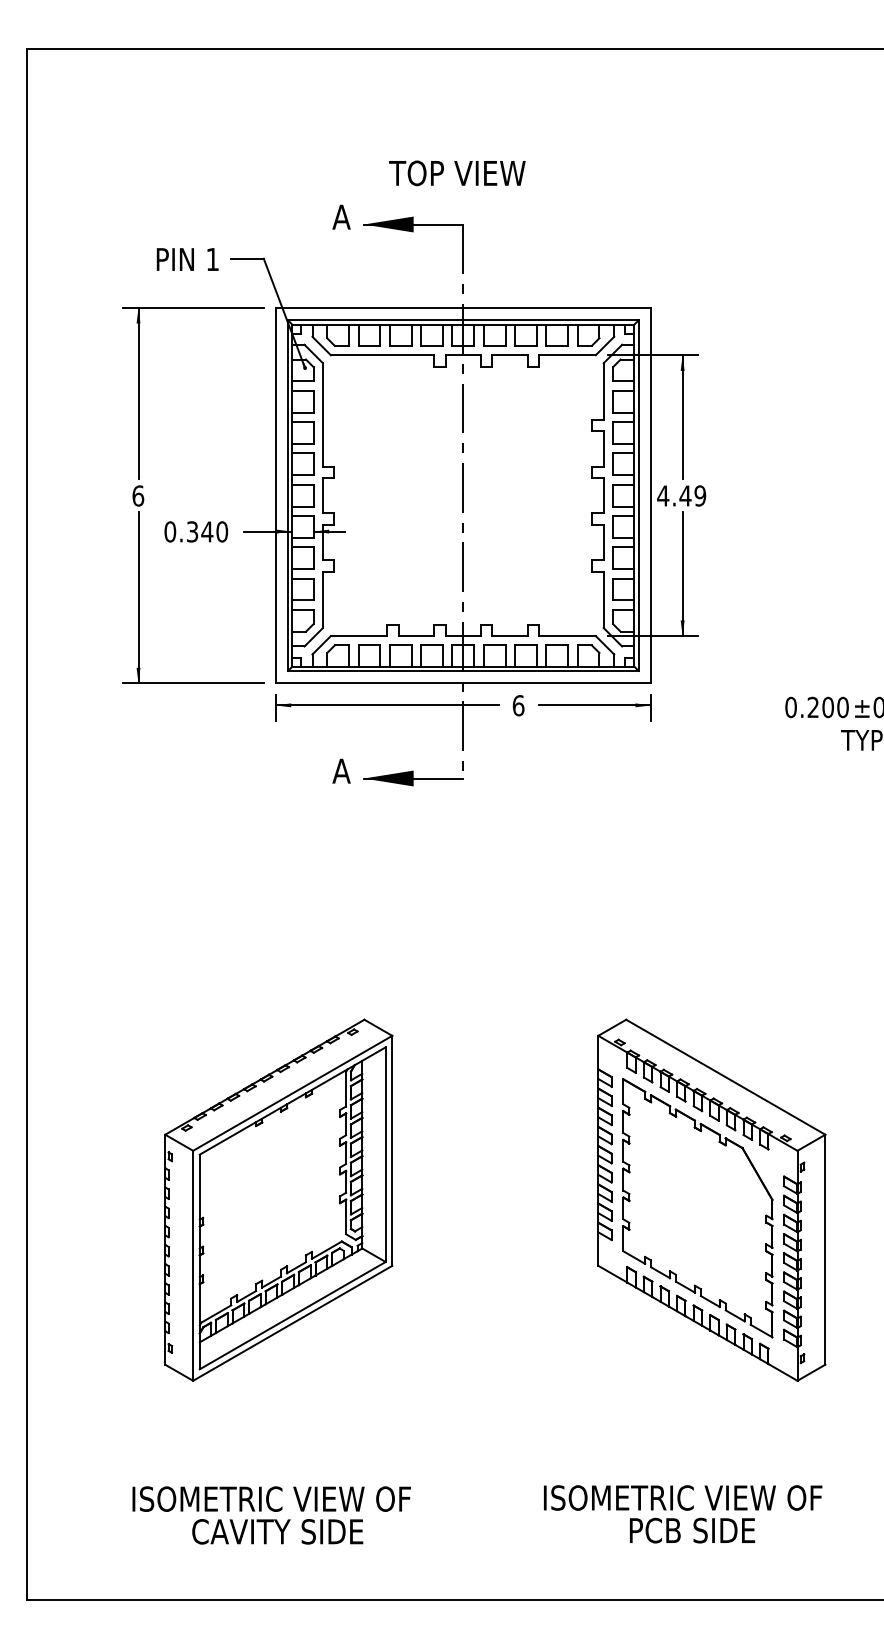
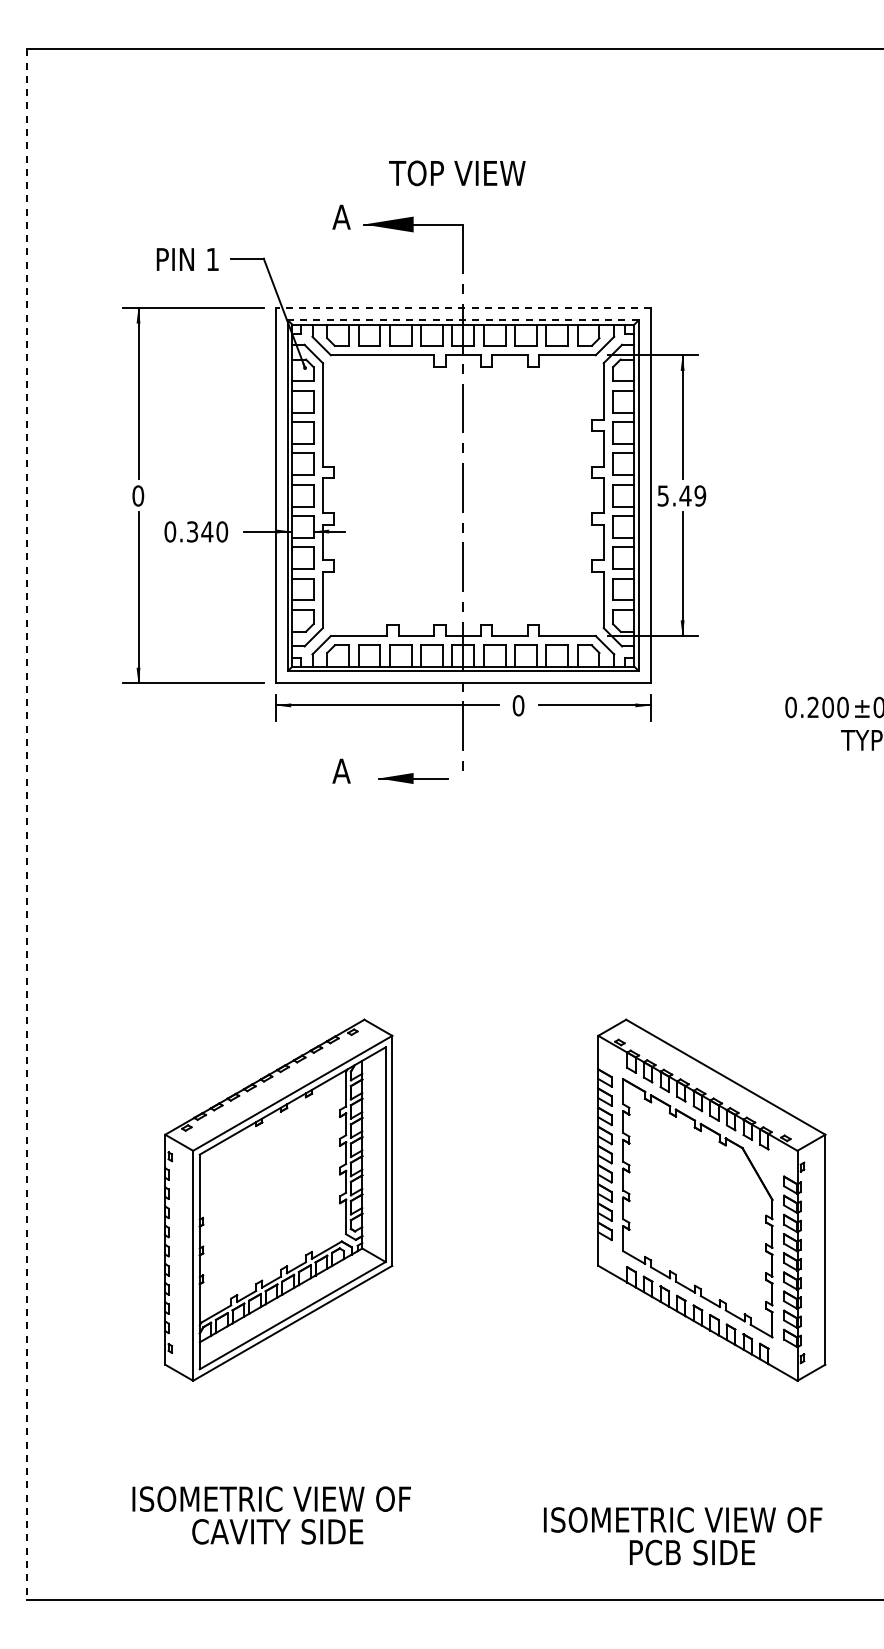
line: solid -> dashed (463, 307)
line: solid -> dashed (462, 320)
text: 6 -> 0 (138, 495)
text: 4.49 -> 5.49 (663, 495)
text: 6 -> 0 (518, 705)
part size: 101x17 px -> 71x11 px (413, 778)
line: solid -> dashed (26, 824)
text position: (683, 1514) -> (683, 1536) (683, 1536)
